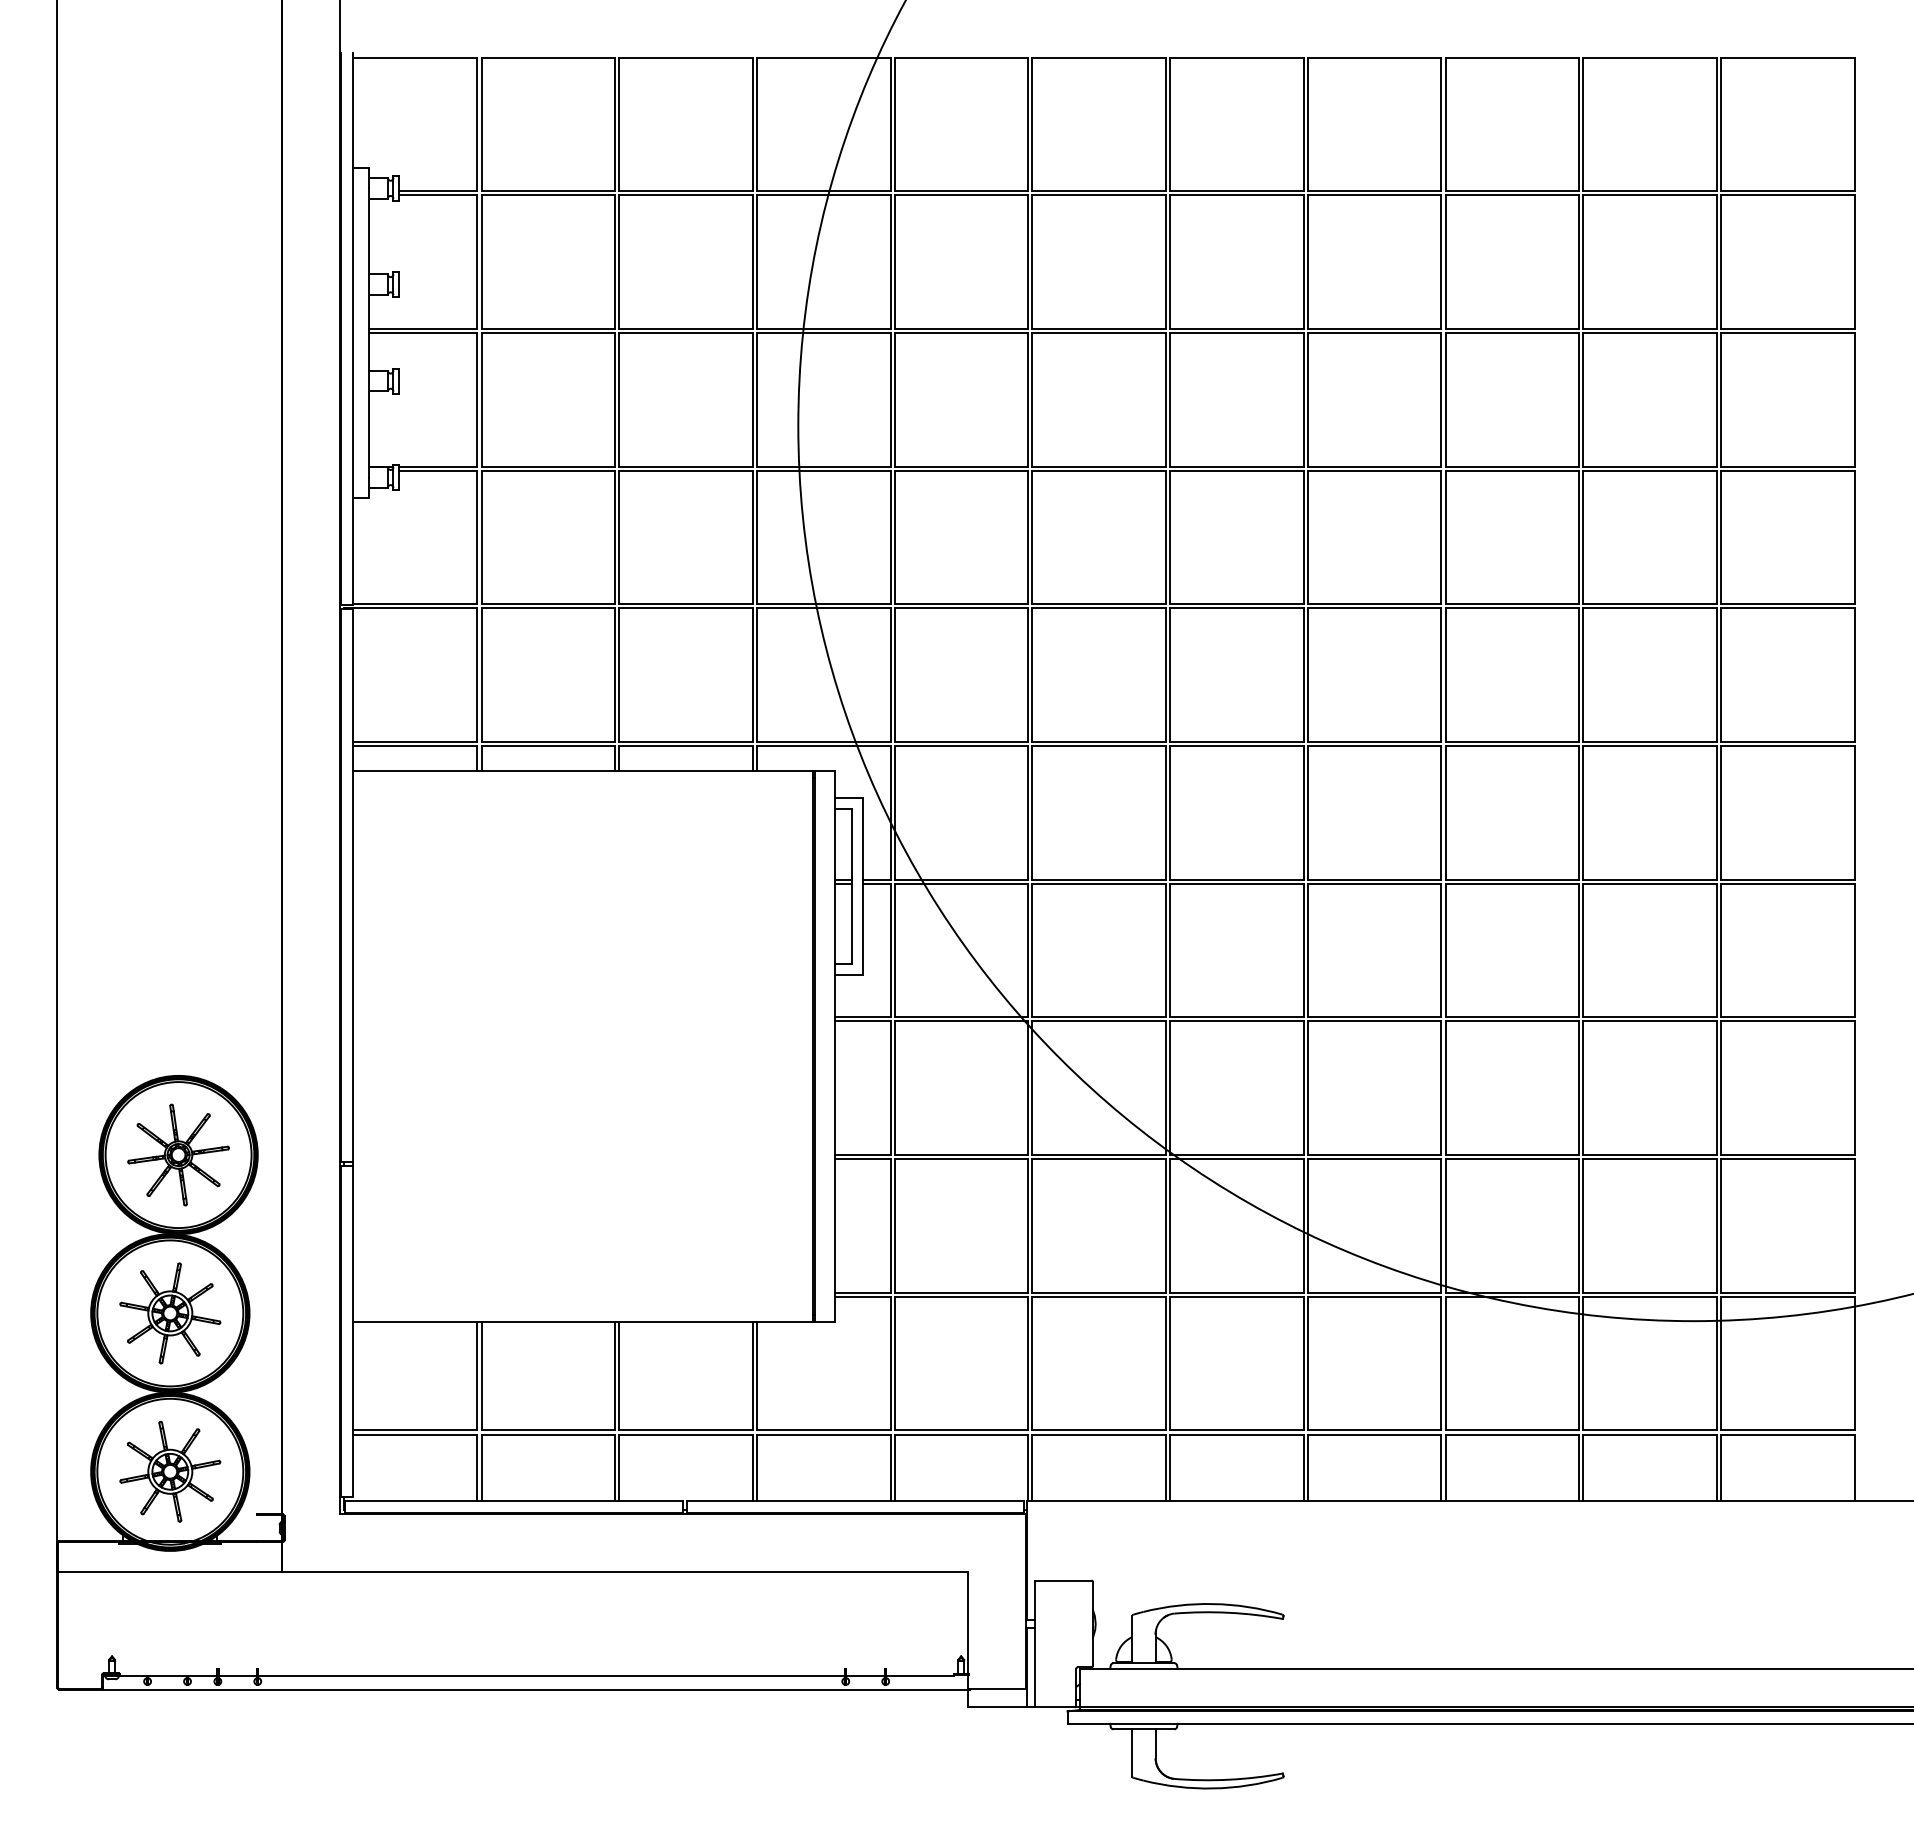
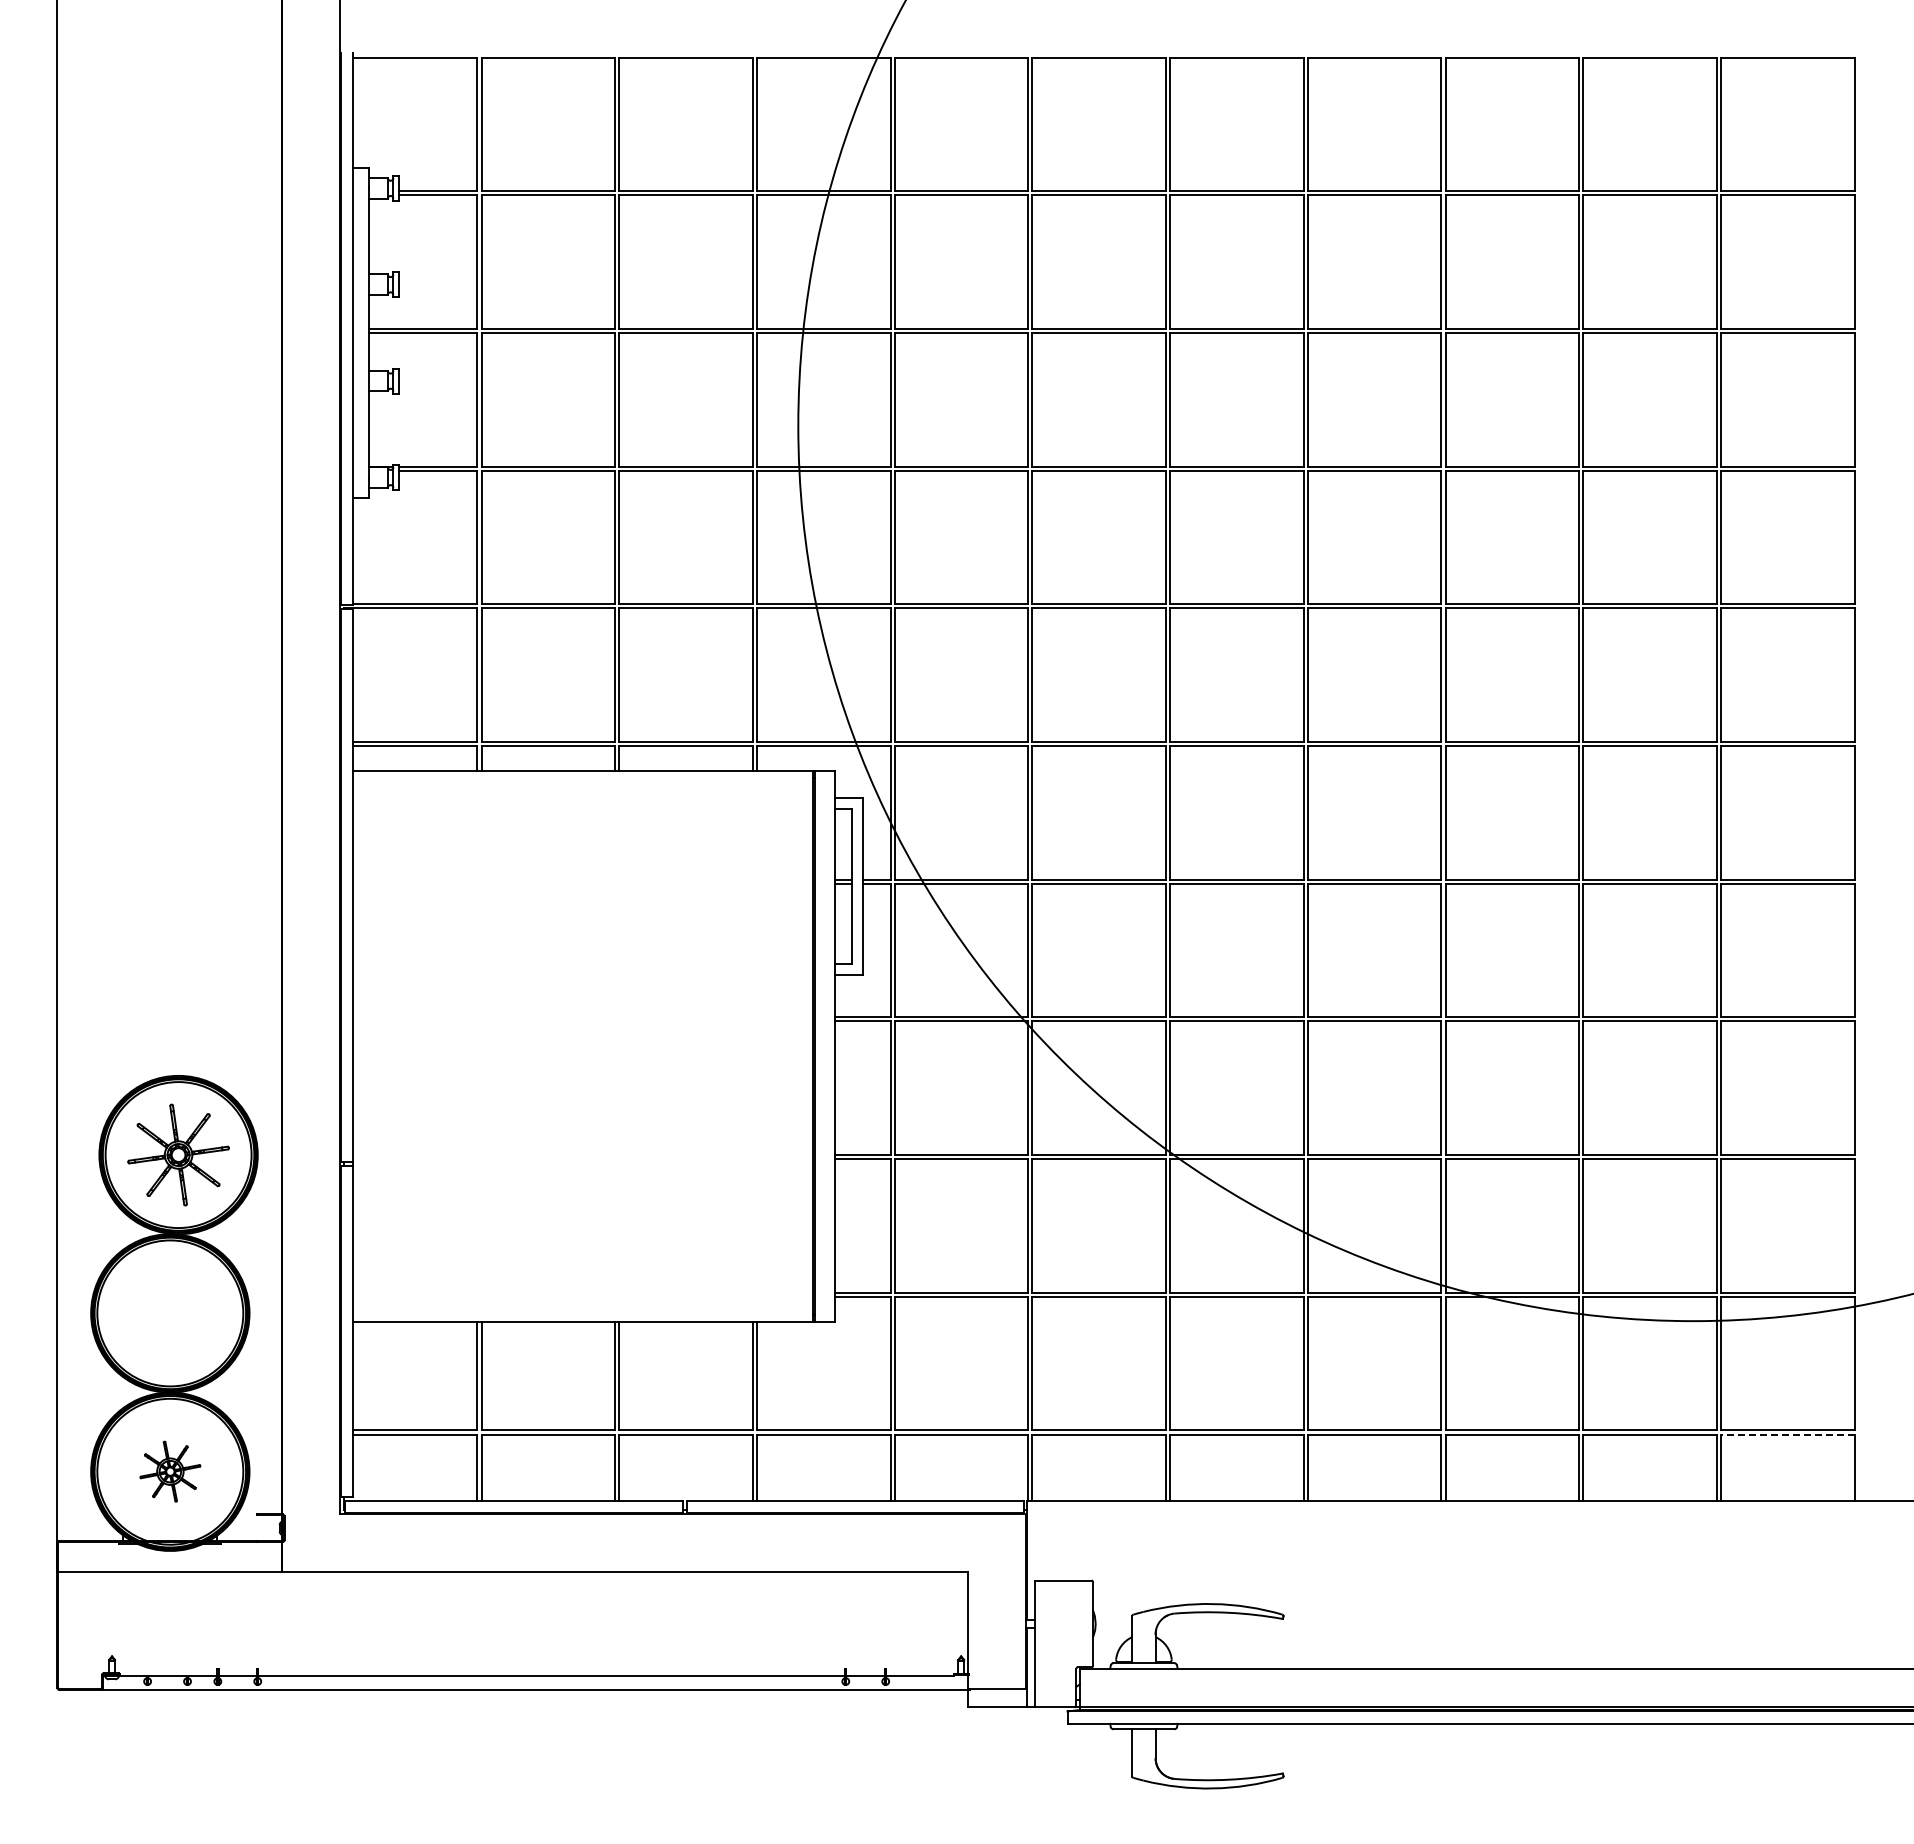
part: present -> none (170, 1313)
line: solid -> dashed (1787, 1434)
part size: 103x103 px -> 63x63 px (170, 1471)
